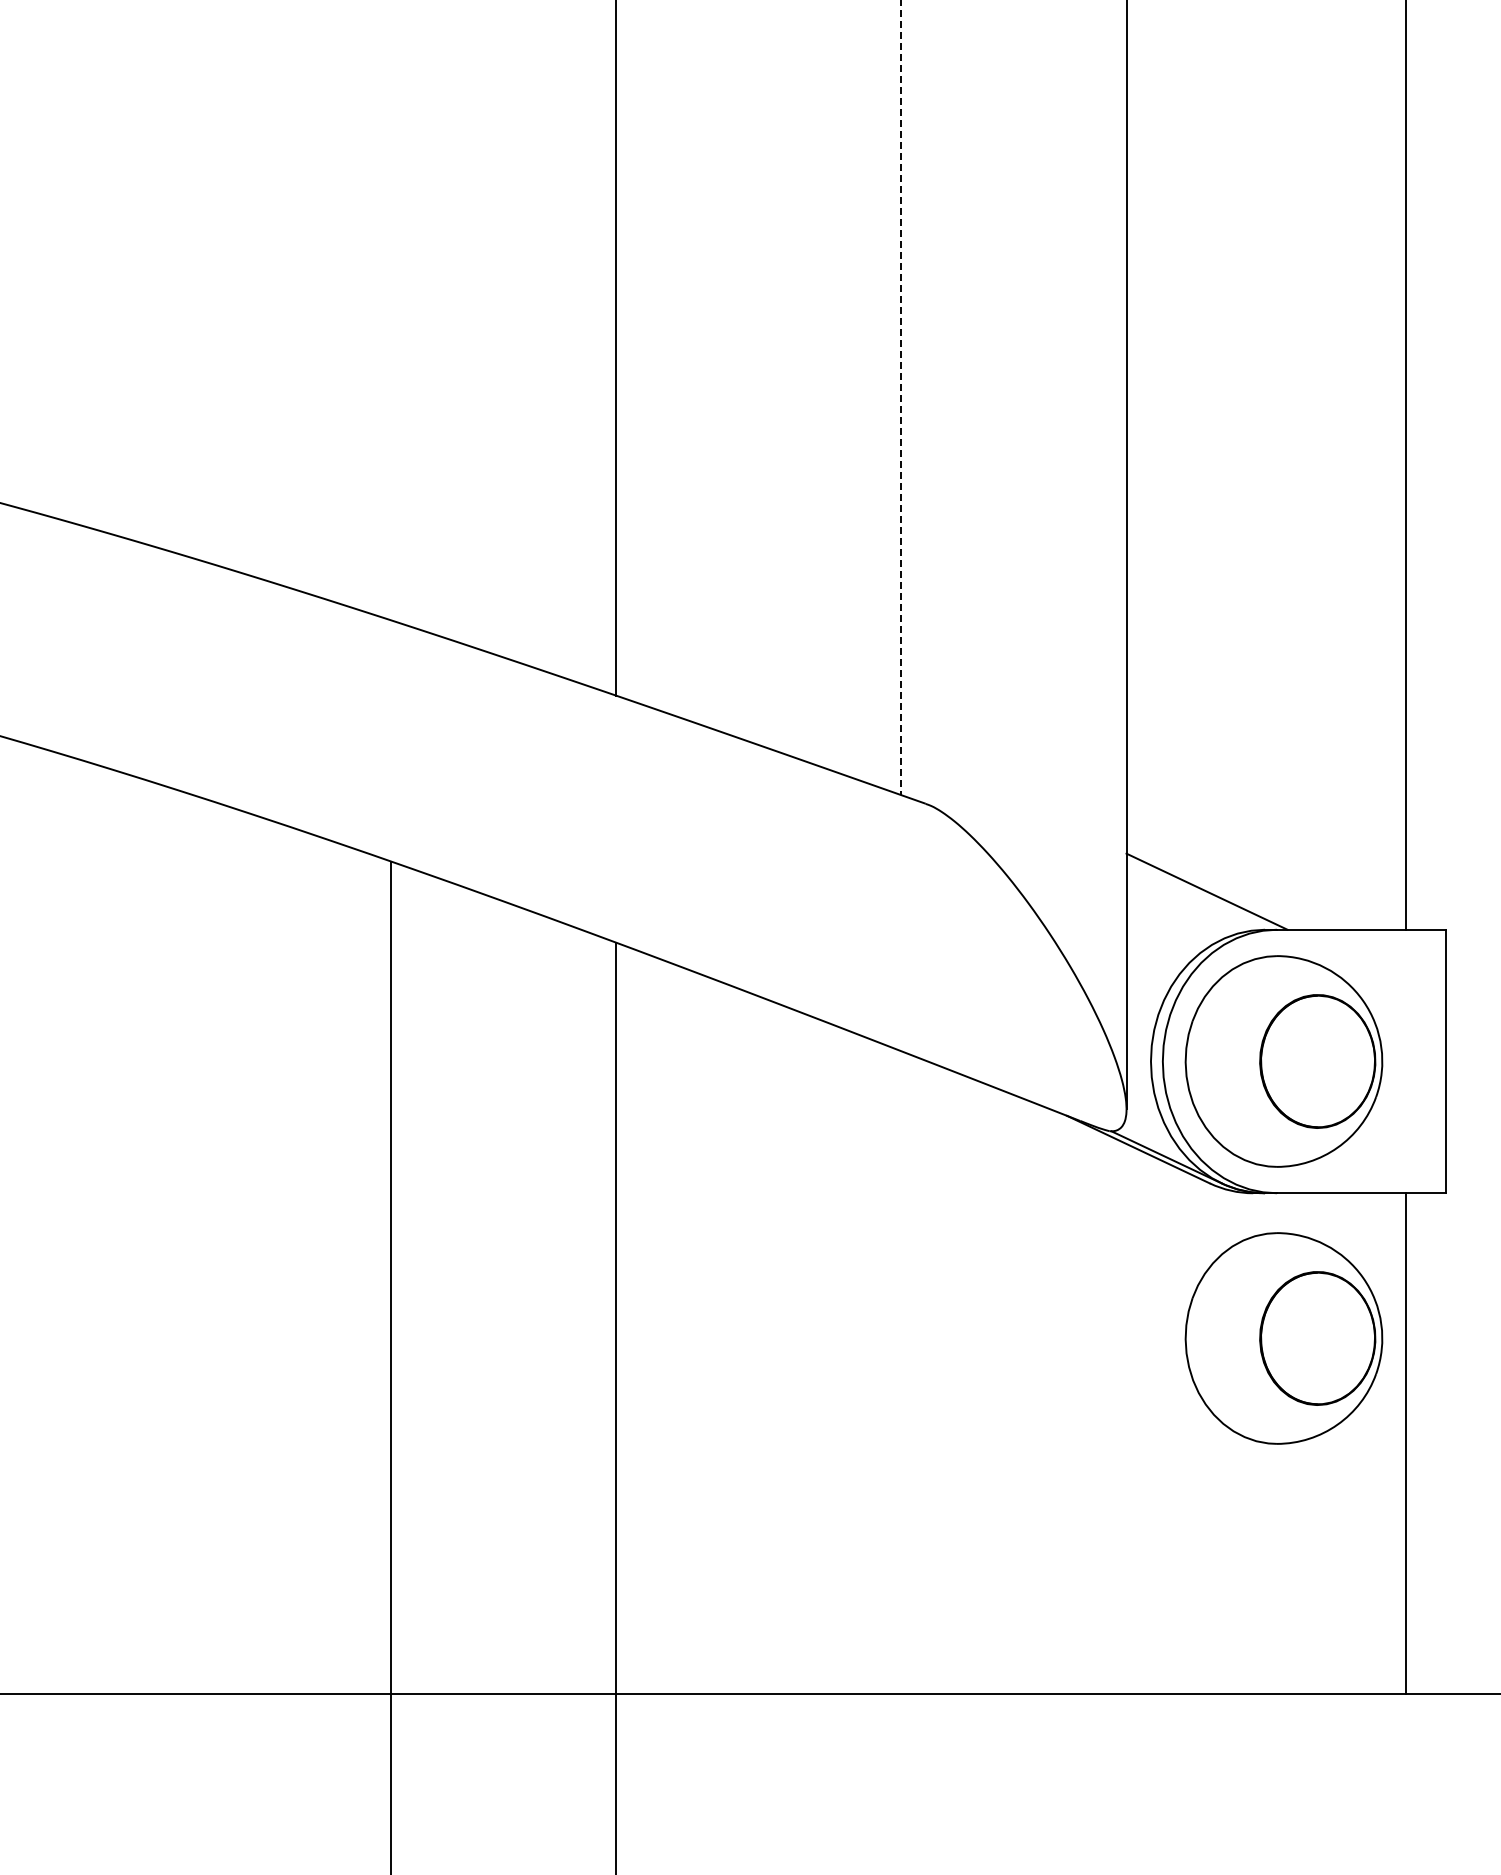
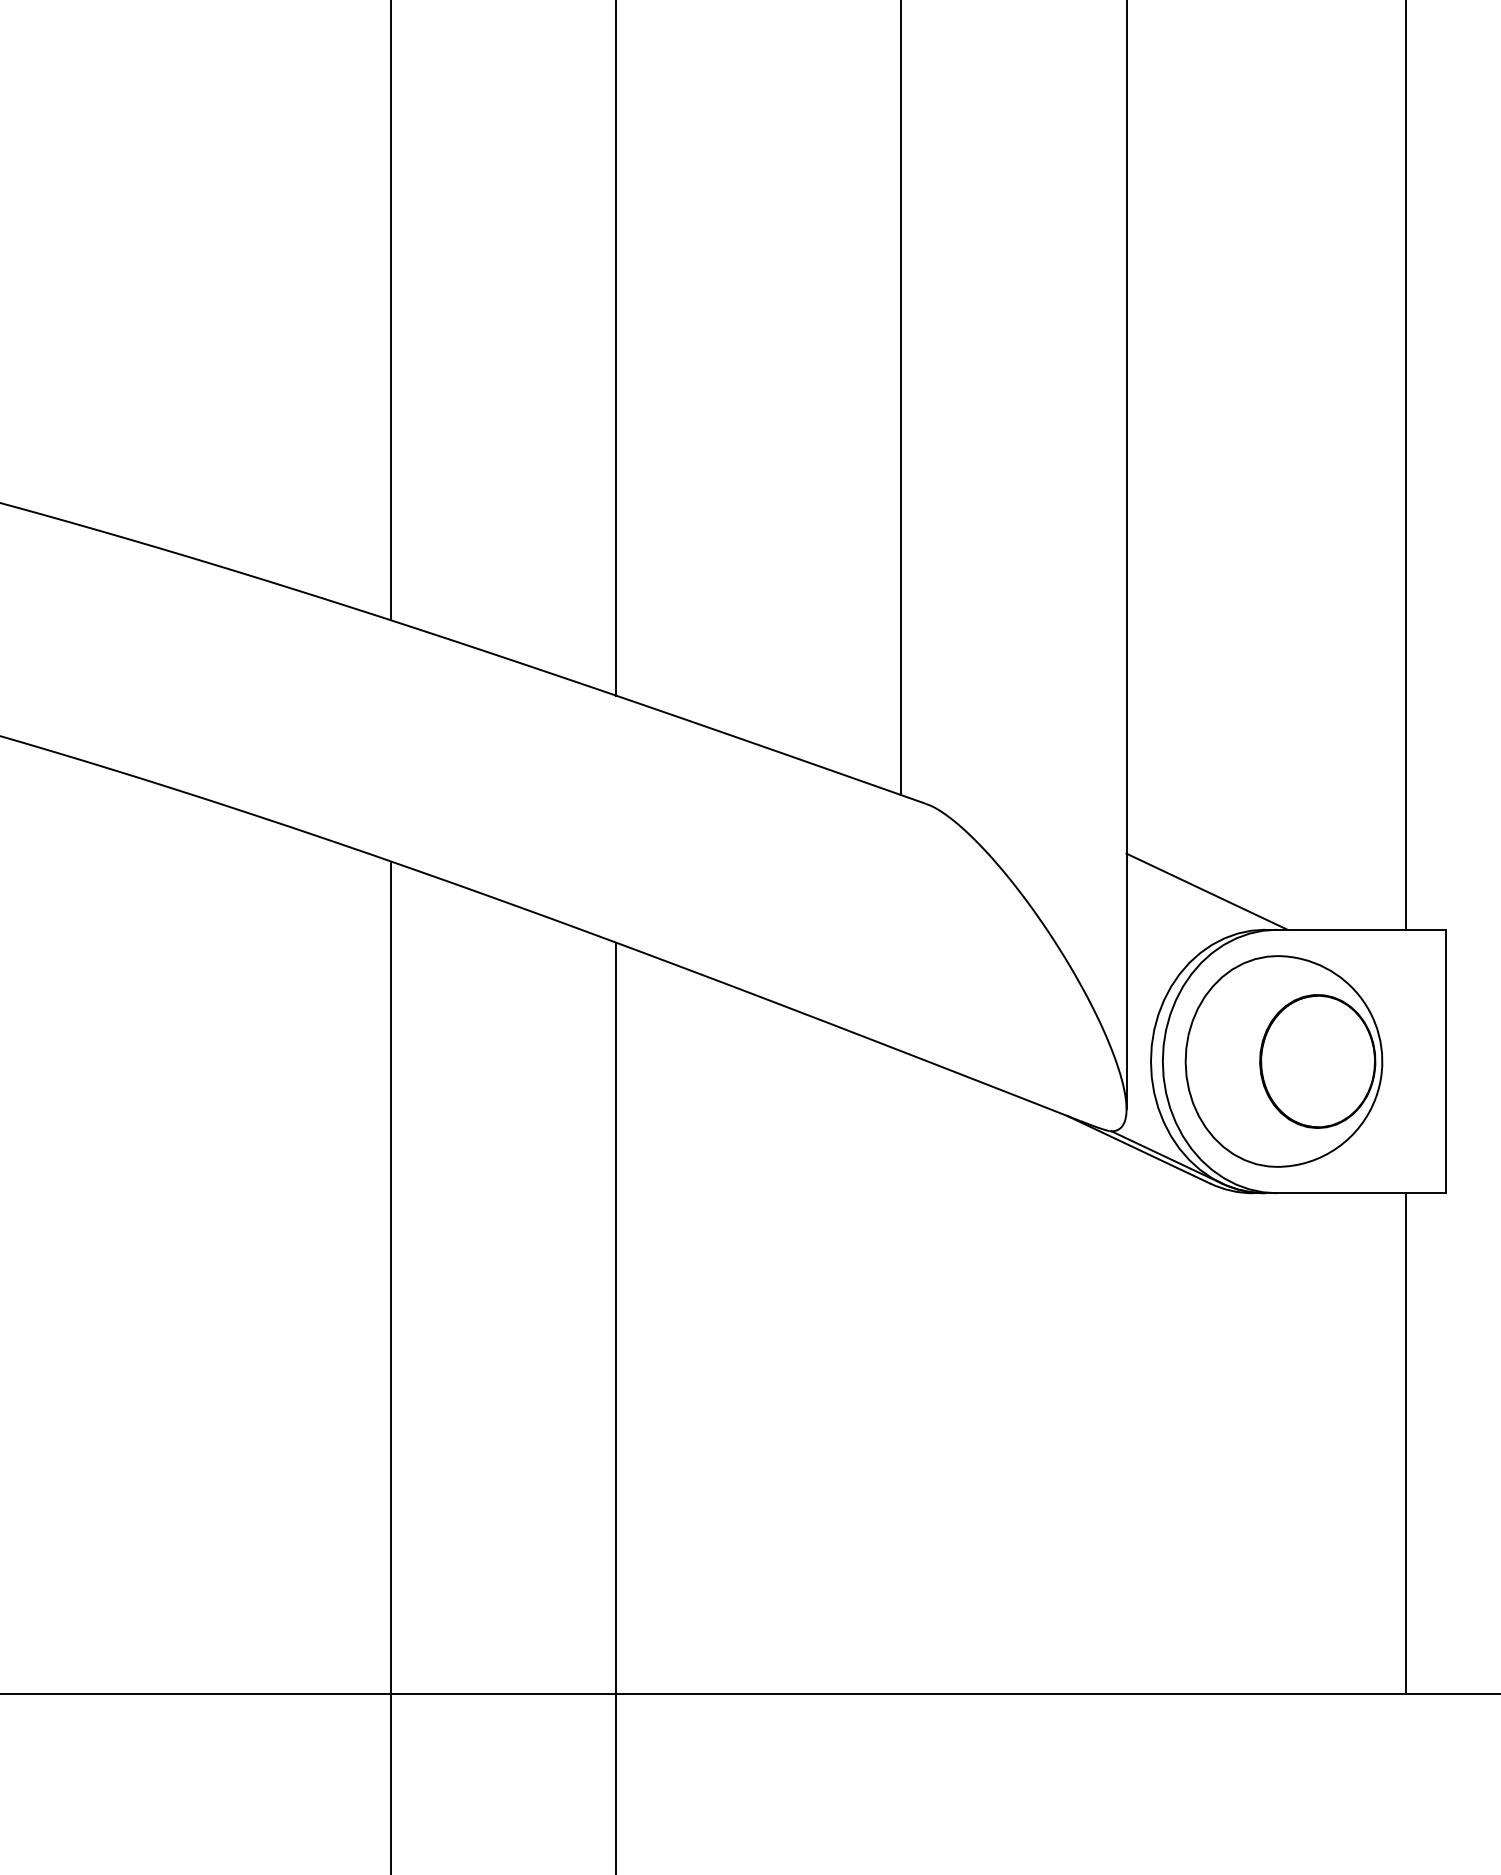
line: none -> present (391, 311)
line: dashed -> solid (901, 398)
part: present -> none (1283, 1338)
